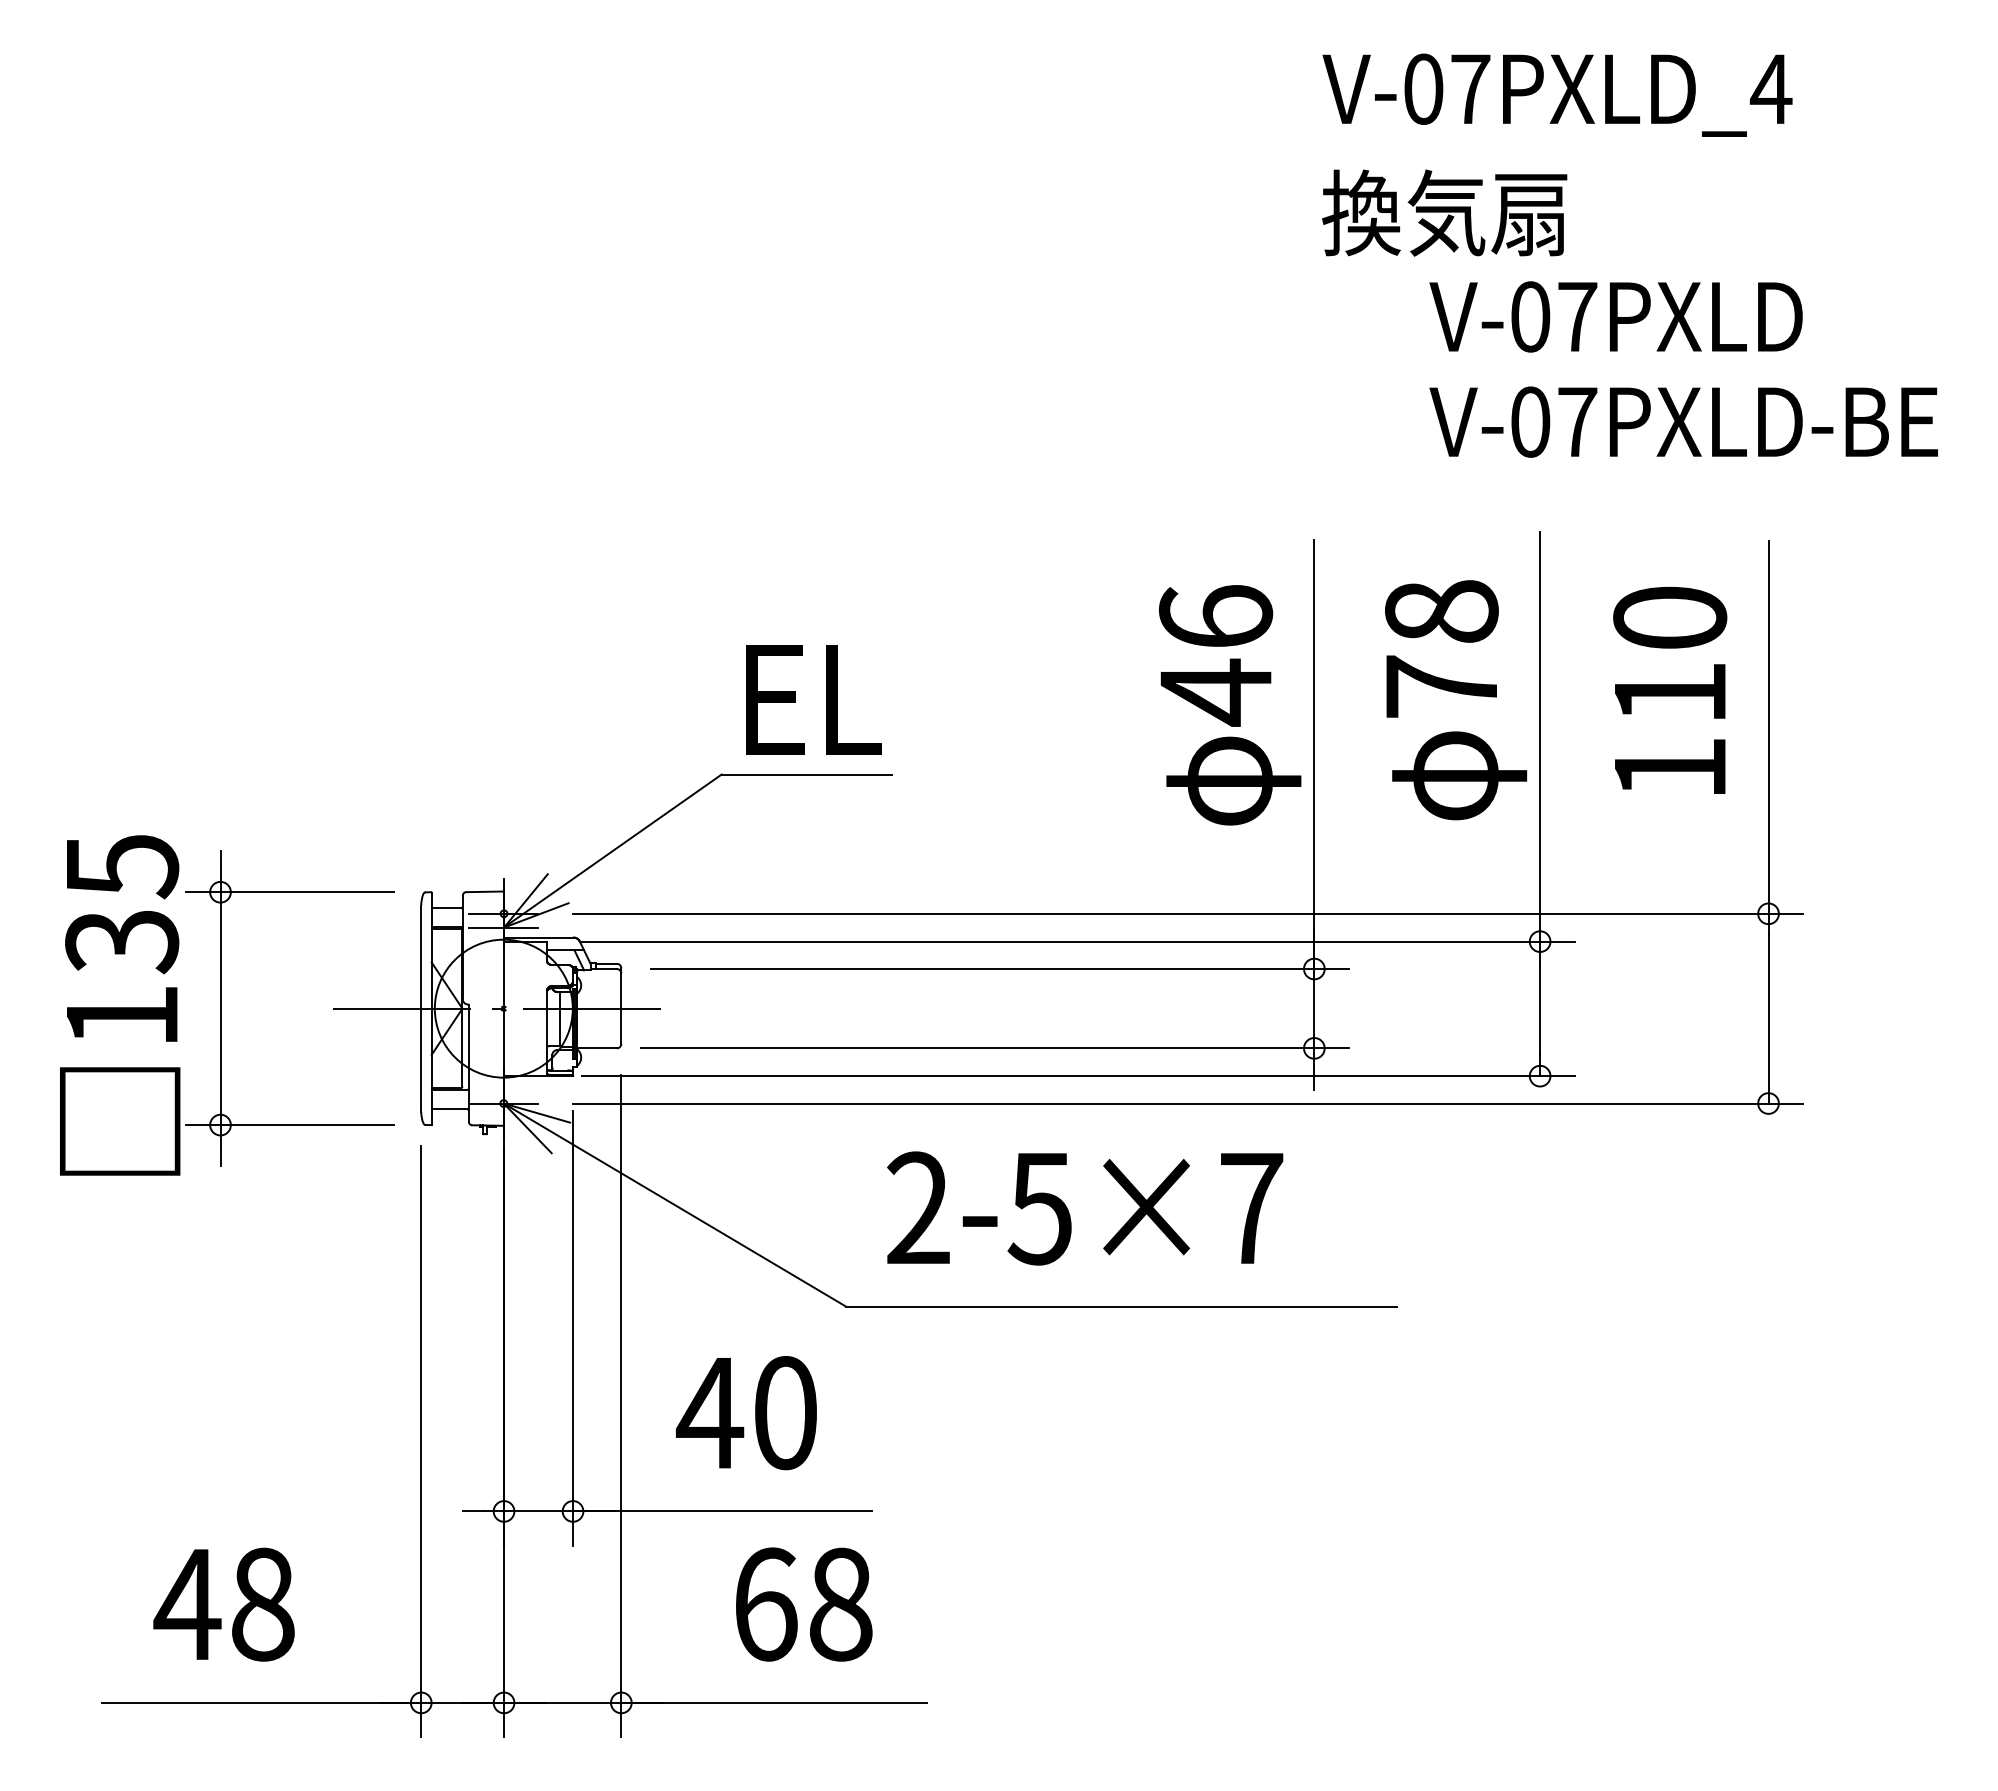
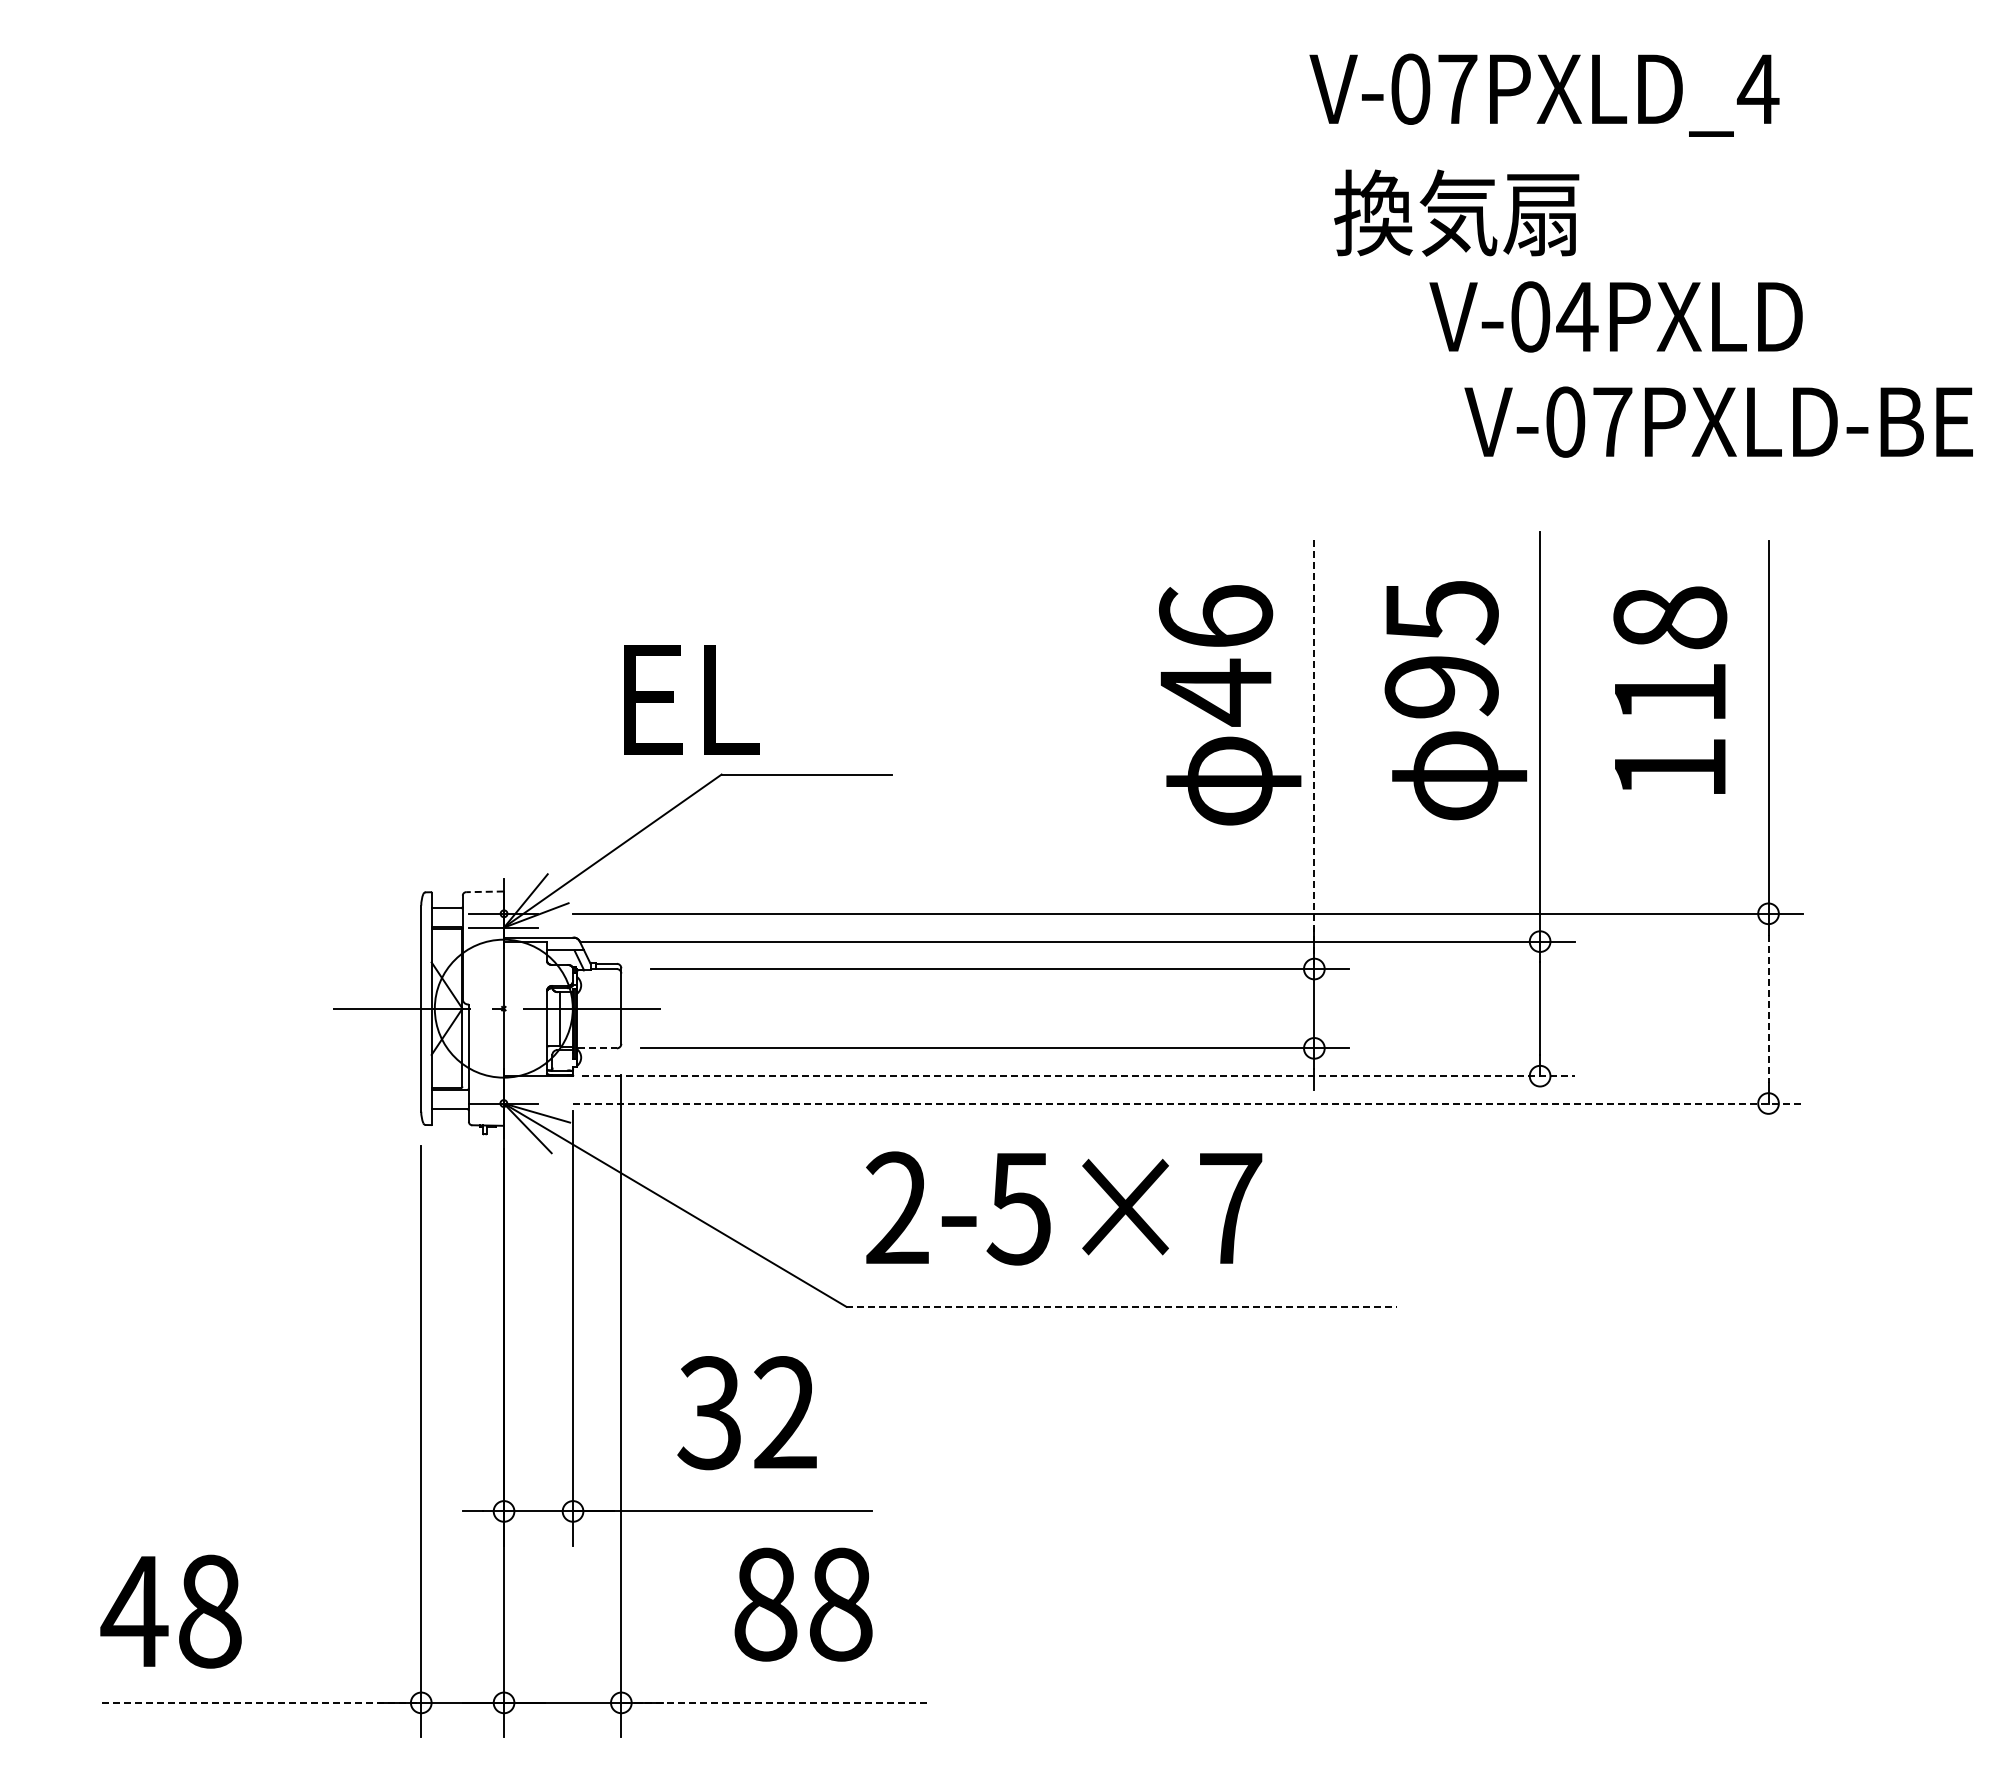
text position: (1557, 94) -> (1544, 94) (1544, 94)
text position: (1444, 212) -> (1456, 212) (1456, 212)
text: V-07PXLD -> V-04PXLD (1577, 316)
text position: (1683, 421) -> (1718, 421) (1718, 421)
text: 110 -> 118 (1670, 617)
text: 78 -> 95 (1441, 649)
text position: (813, 699) -> (691, 699) (691, 699)
line: solid -> dashed (1314, 754)
line: solid -> dashed (484, 891)
part: present -> none (227, 1005)
line: solid -> dashed (1768, 1009)
line: solid -> dashed (597, 1048)
line: solid -> dashed (1078, 1076)
line: solid -> dashed (1188, 1103)
text position: (1085, 1208) -> (1064, 1208) (1064, 1208)
line: solid -> dashed (1122, 1306)
text: 40 -> 32 (745, 1413)
text position: (223, 1604) -> (170, 1611) (170, 1611)
text: 68 -> 88 (765, 1604)
line: solid -> dashed (262, 1702)
line: solid -> dashed (774, 1702)
